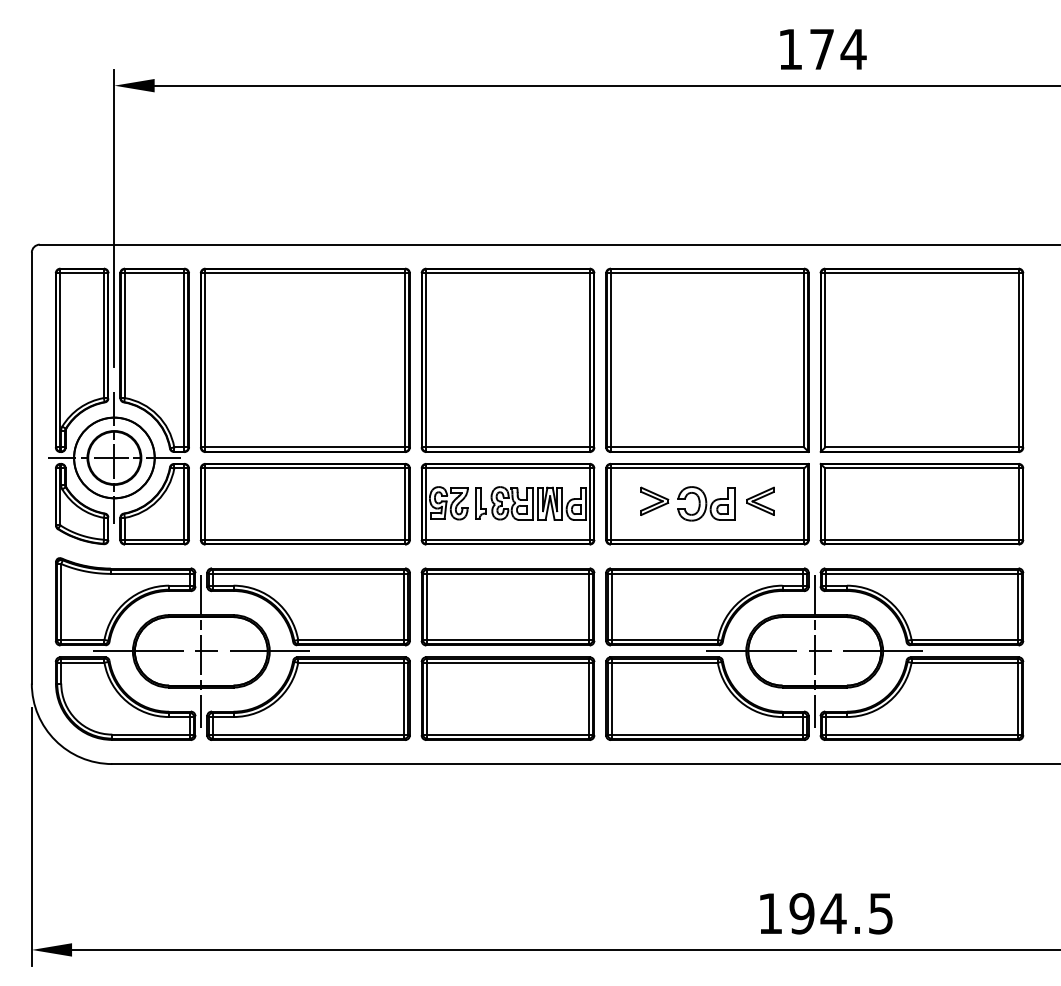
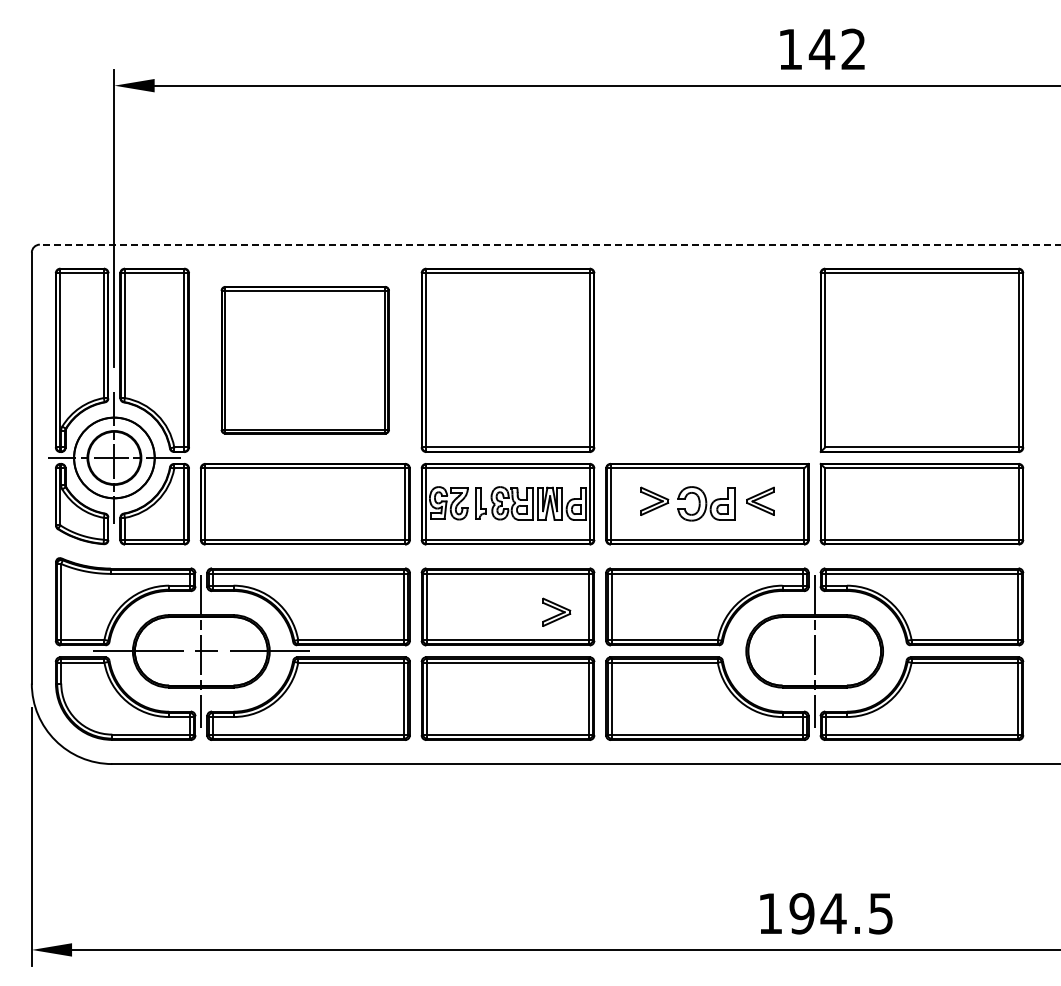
text: 174 -> 142 (837, 48)
line: solid -> dashed (549, 244)
part size: 212x186 px -> 170x149 px (304, 360)
part: present -> none (707, 359)
part: none -> present (556, 611)
line: present -> none (814, 651)
